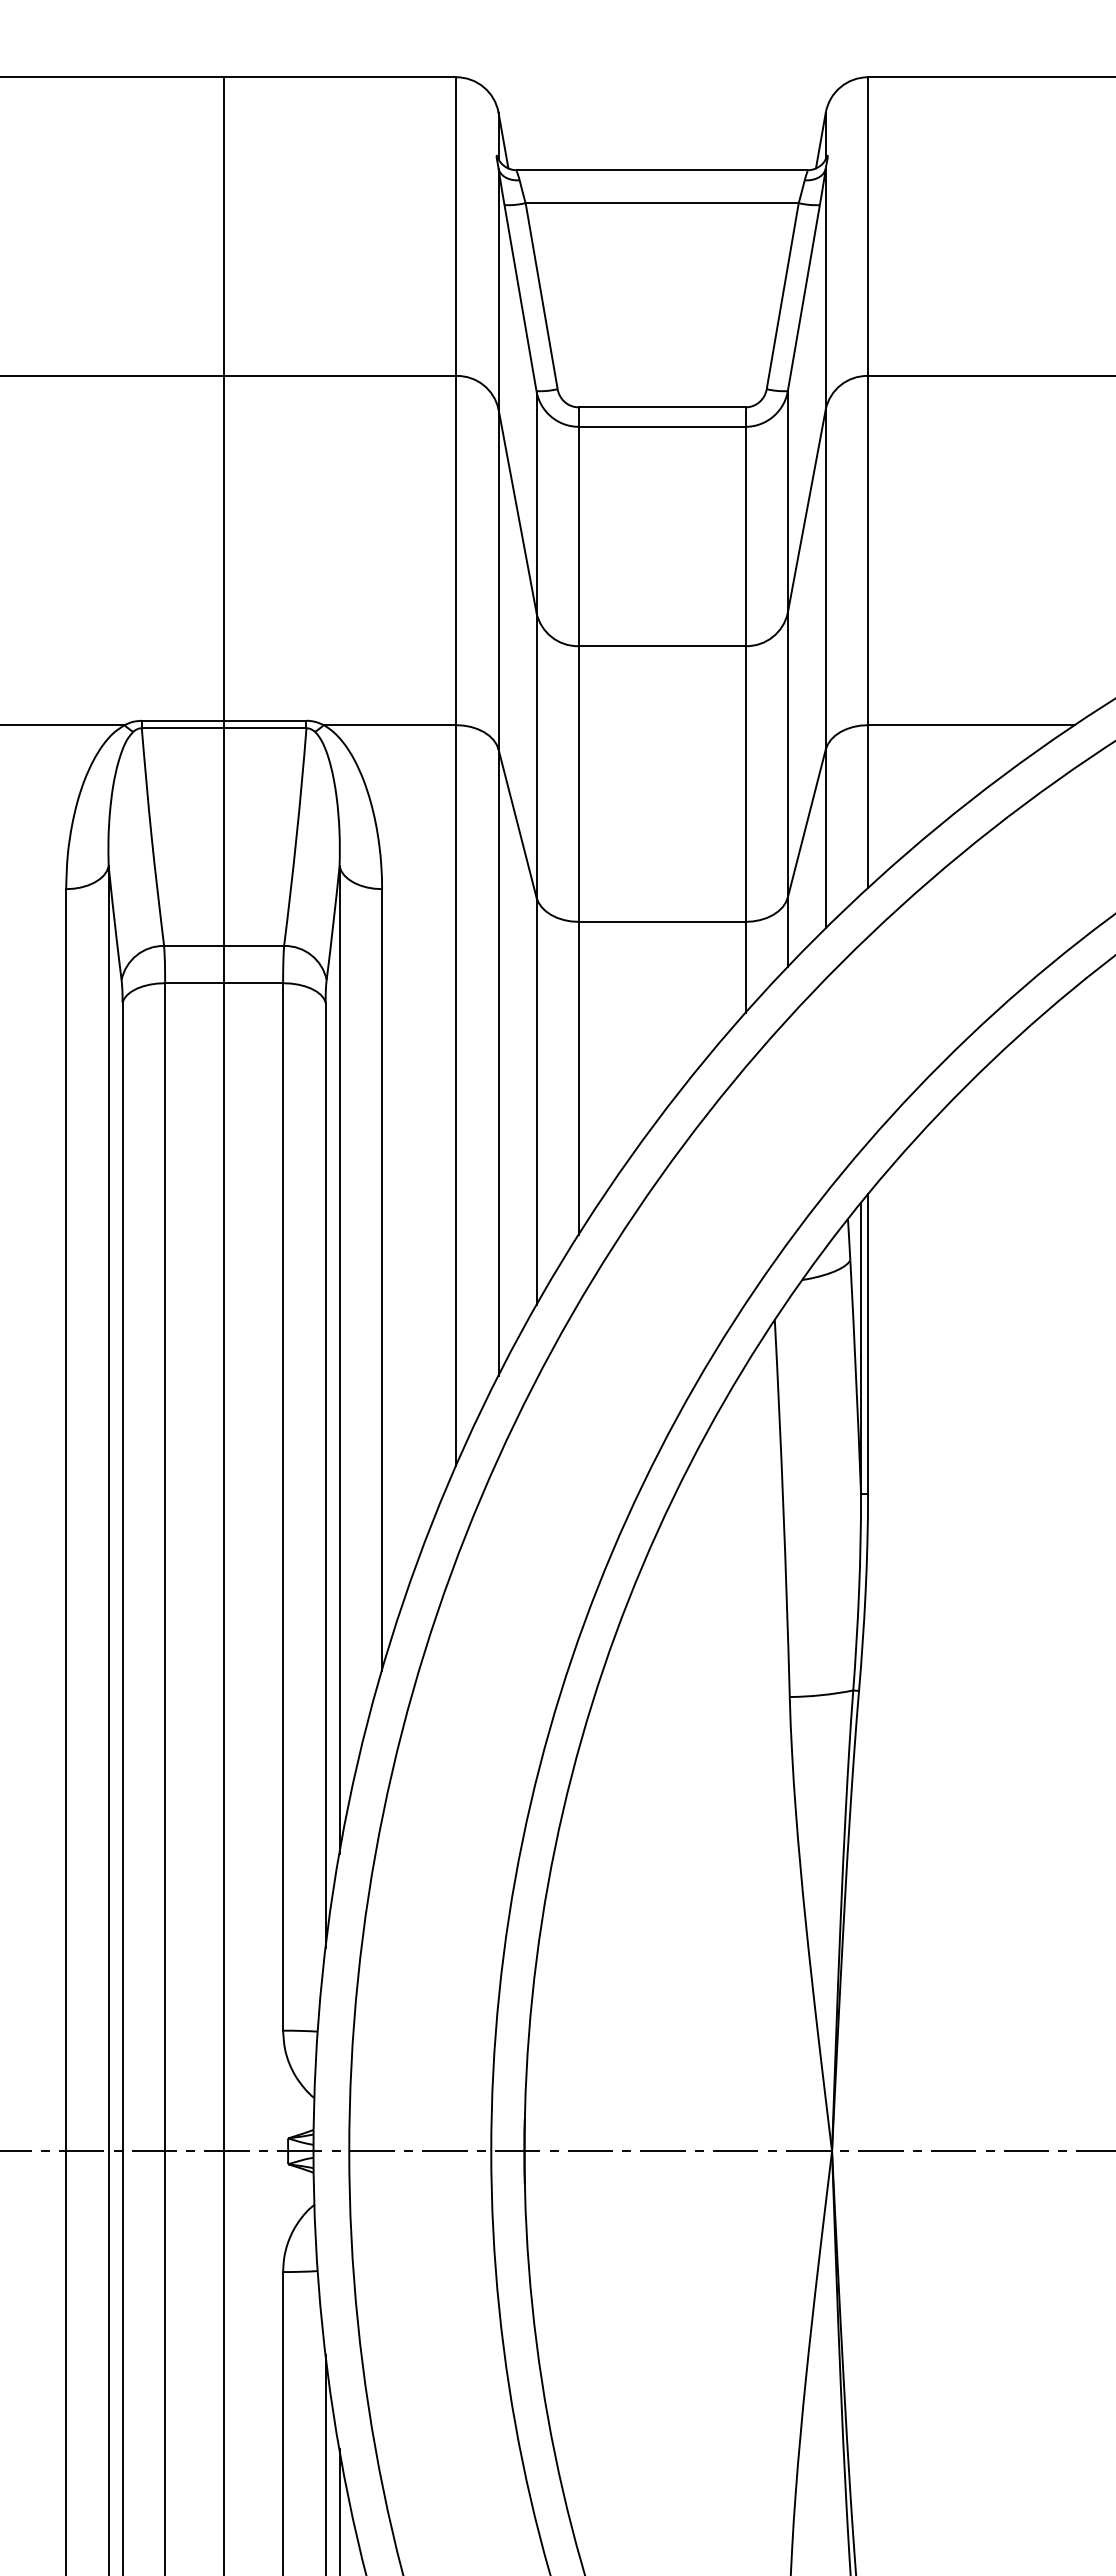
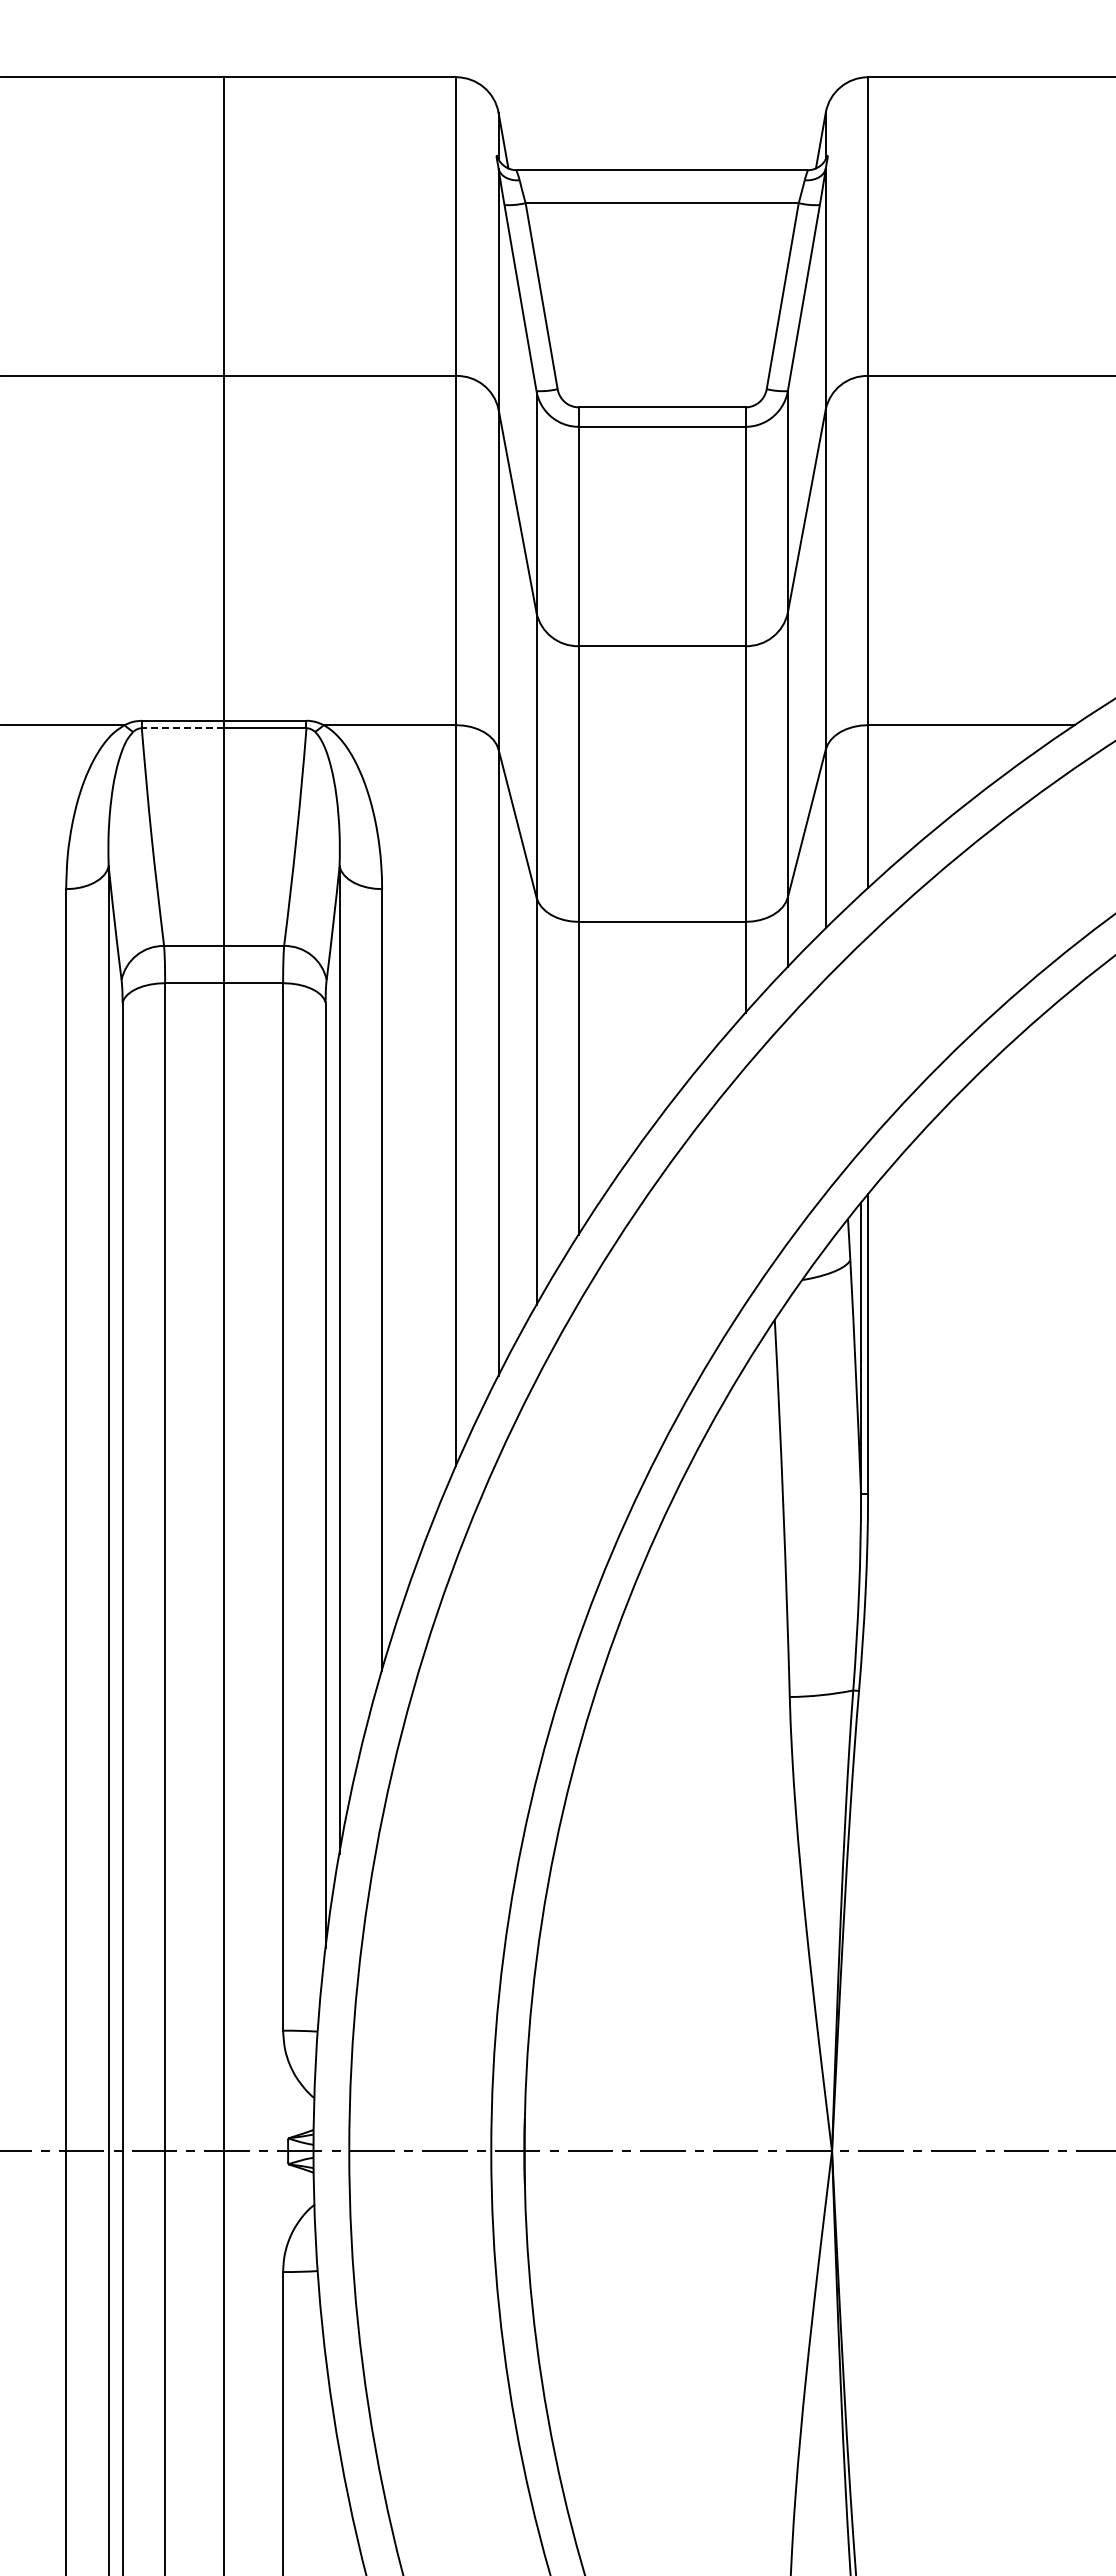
line: solid -> dashed (182, 728)
line: present -> none (325, 2463)
line: present -> none (339, 2510)
